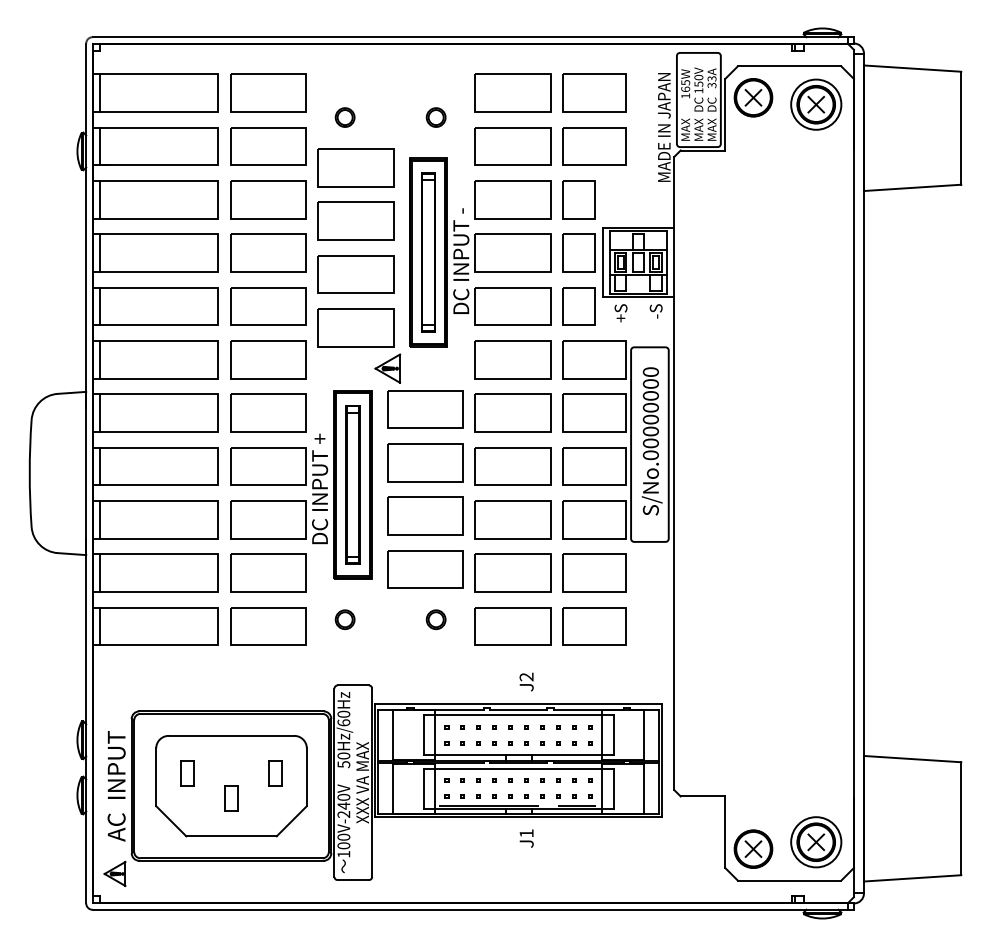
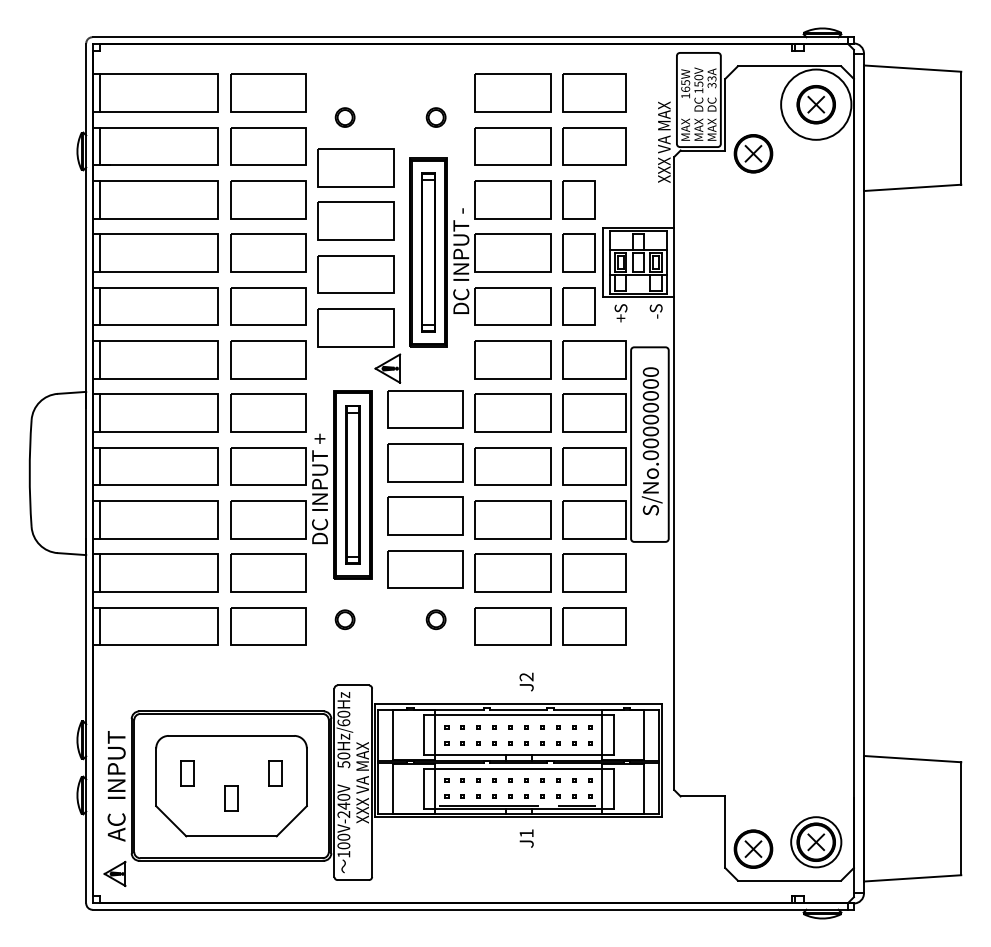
part position: (753, 97) -> (753, 153) (753, 153)
circle diameter: 50 px -> 70 px (816, 104)
text: MADE IN JAPAN -> XXX VA MAX (664, 127)
